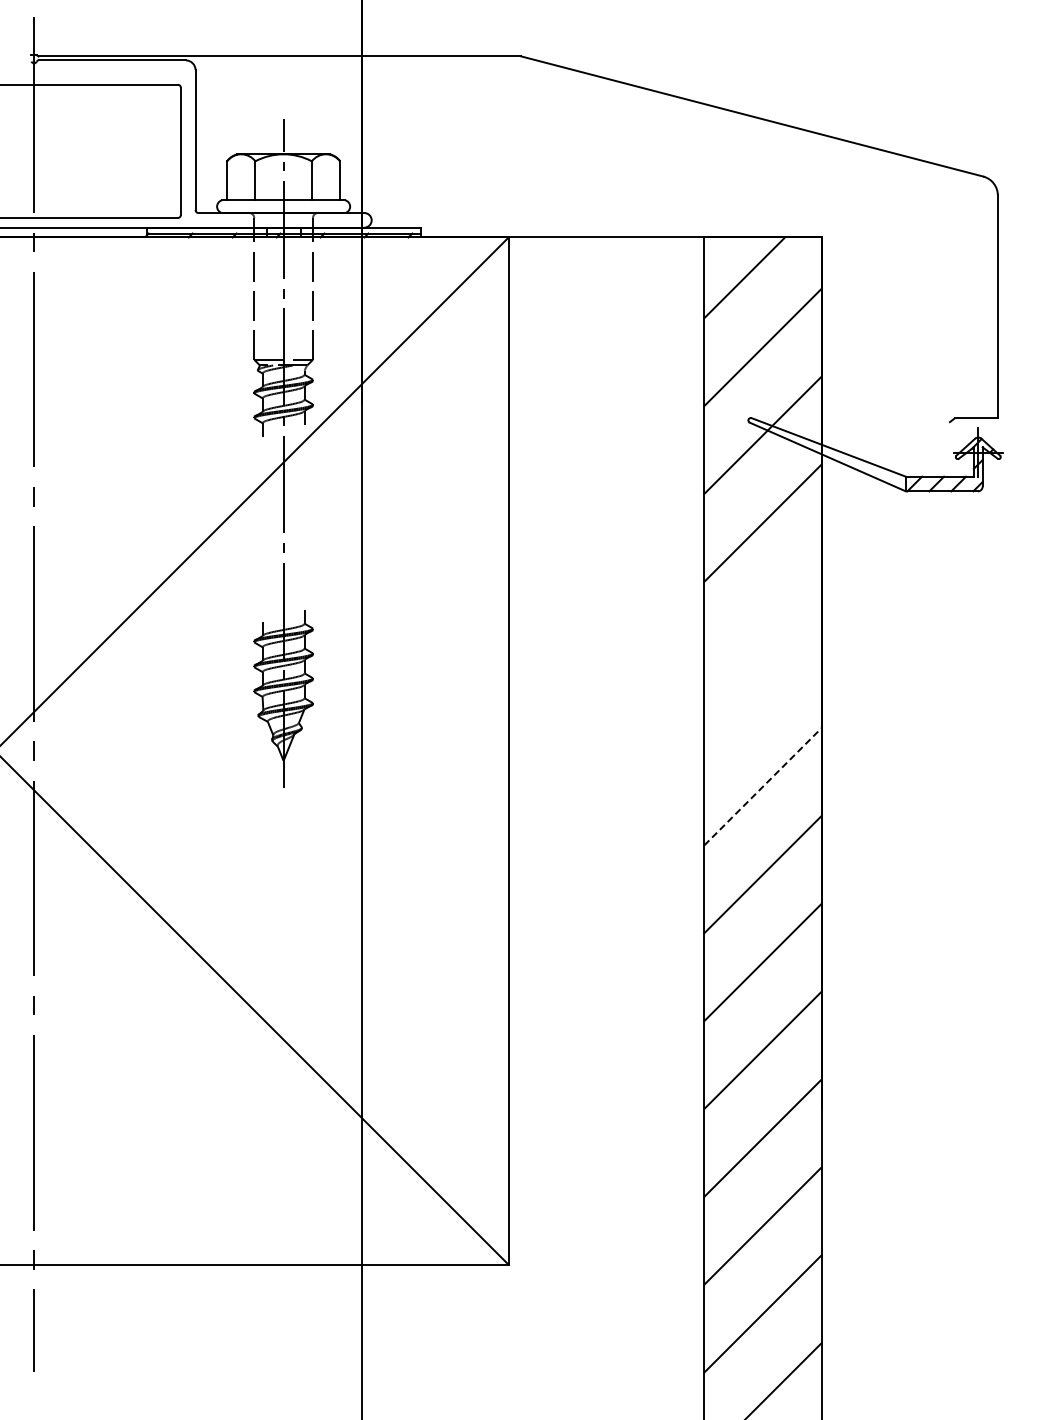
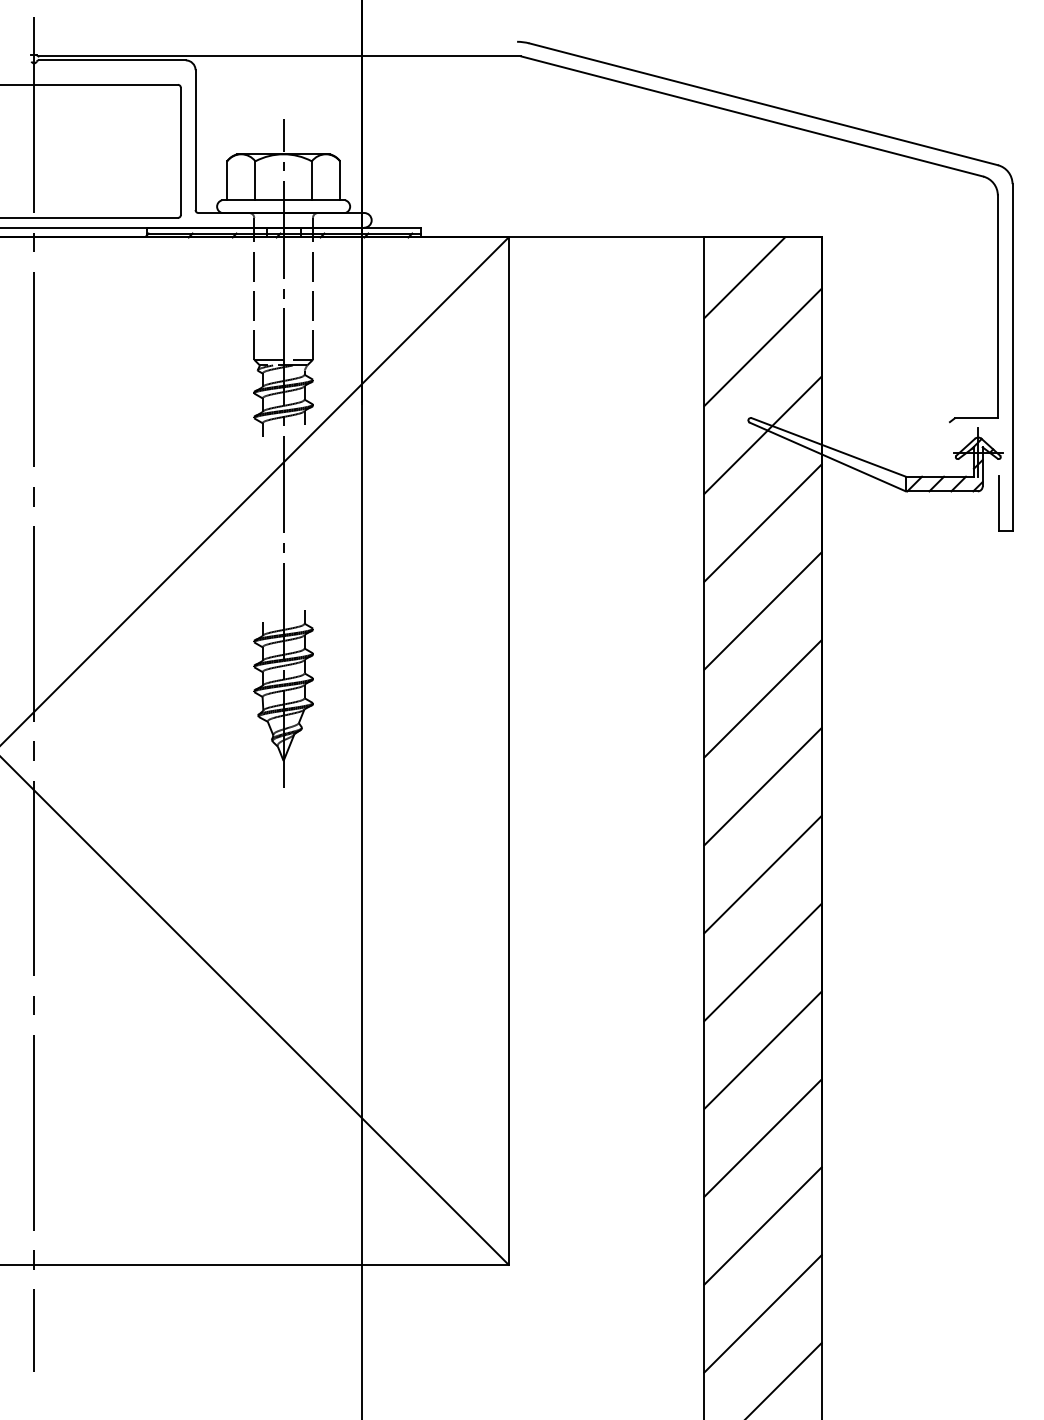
part: none -> present (809, 117)
line: none -> present (762, 610)
line: none -> present (762, 698)
line: dashed -> solid (763, 786)
